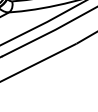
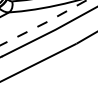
line: solid -> dashed (44, 23)
